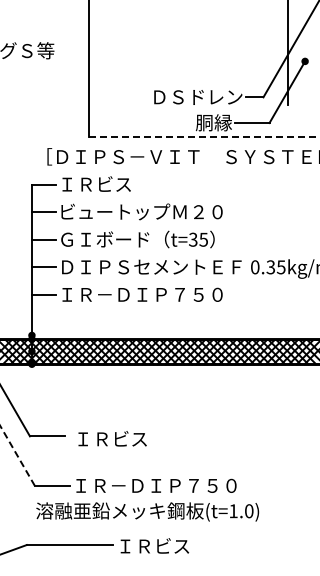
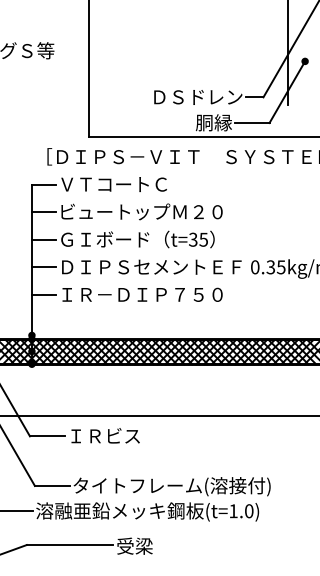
line: dashed -> solid (204, 137)
text: ＩＲビス -> ＶＴコートＣ (113, 184)
line: none -> present (159, 415)
text position: (112, 438) -> (105, 435) (105, 435)
line: dashed -> solid (17, 455)
text: ＩＲ－ＤＩＰ７５０ -> タイトフレーム(溶接付) (171, 486)
line: none -> present (17, 511)
text: ＩＲビス -> 受梁 (153, 545)
